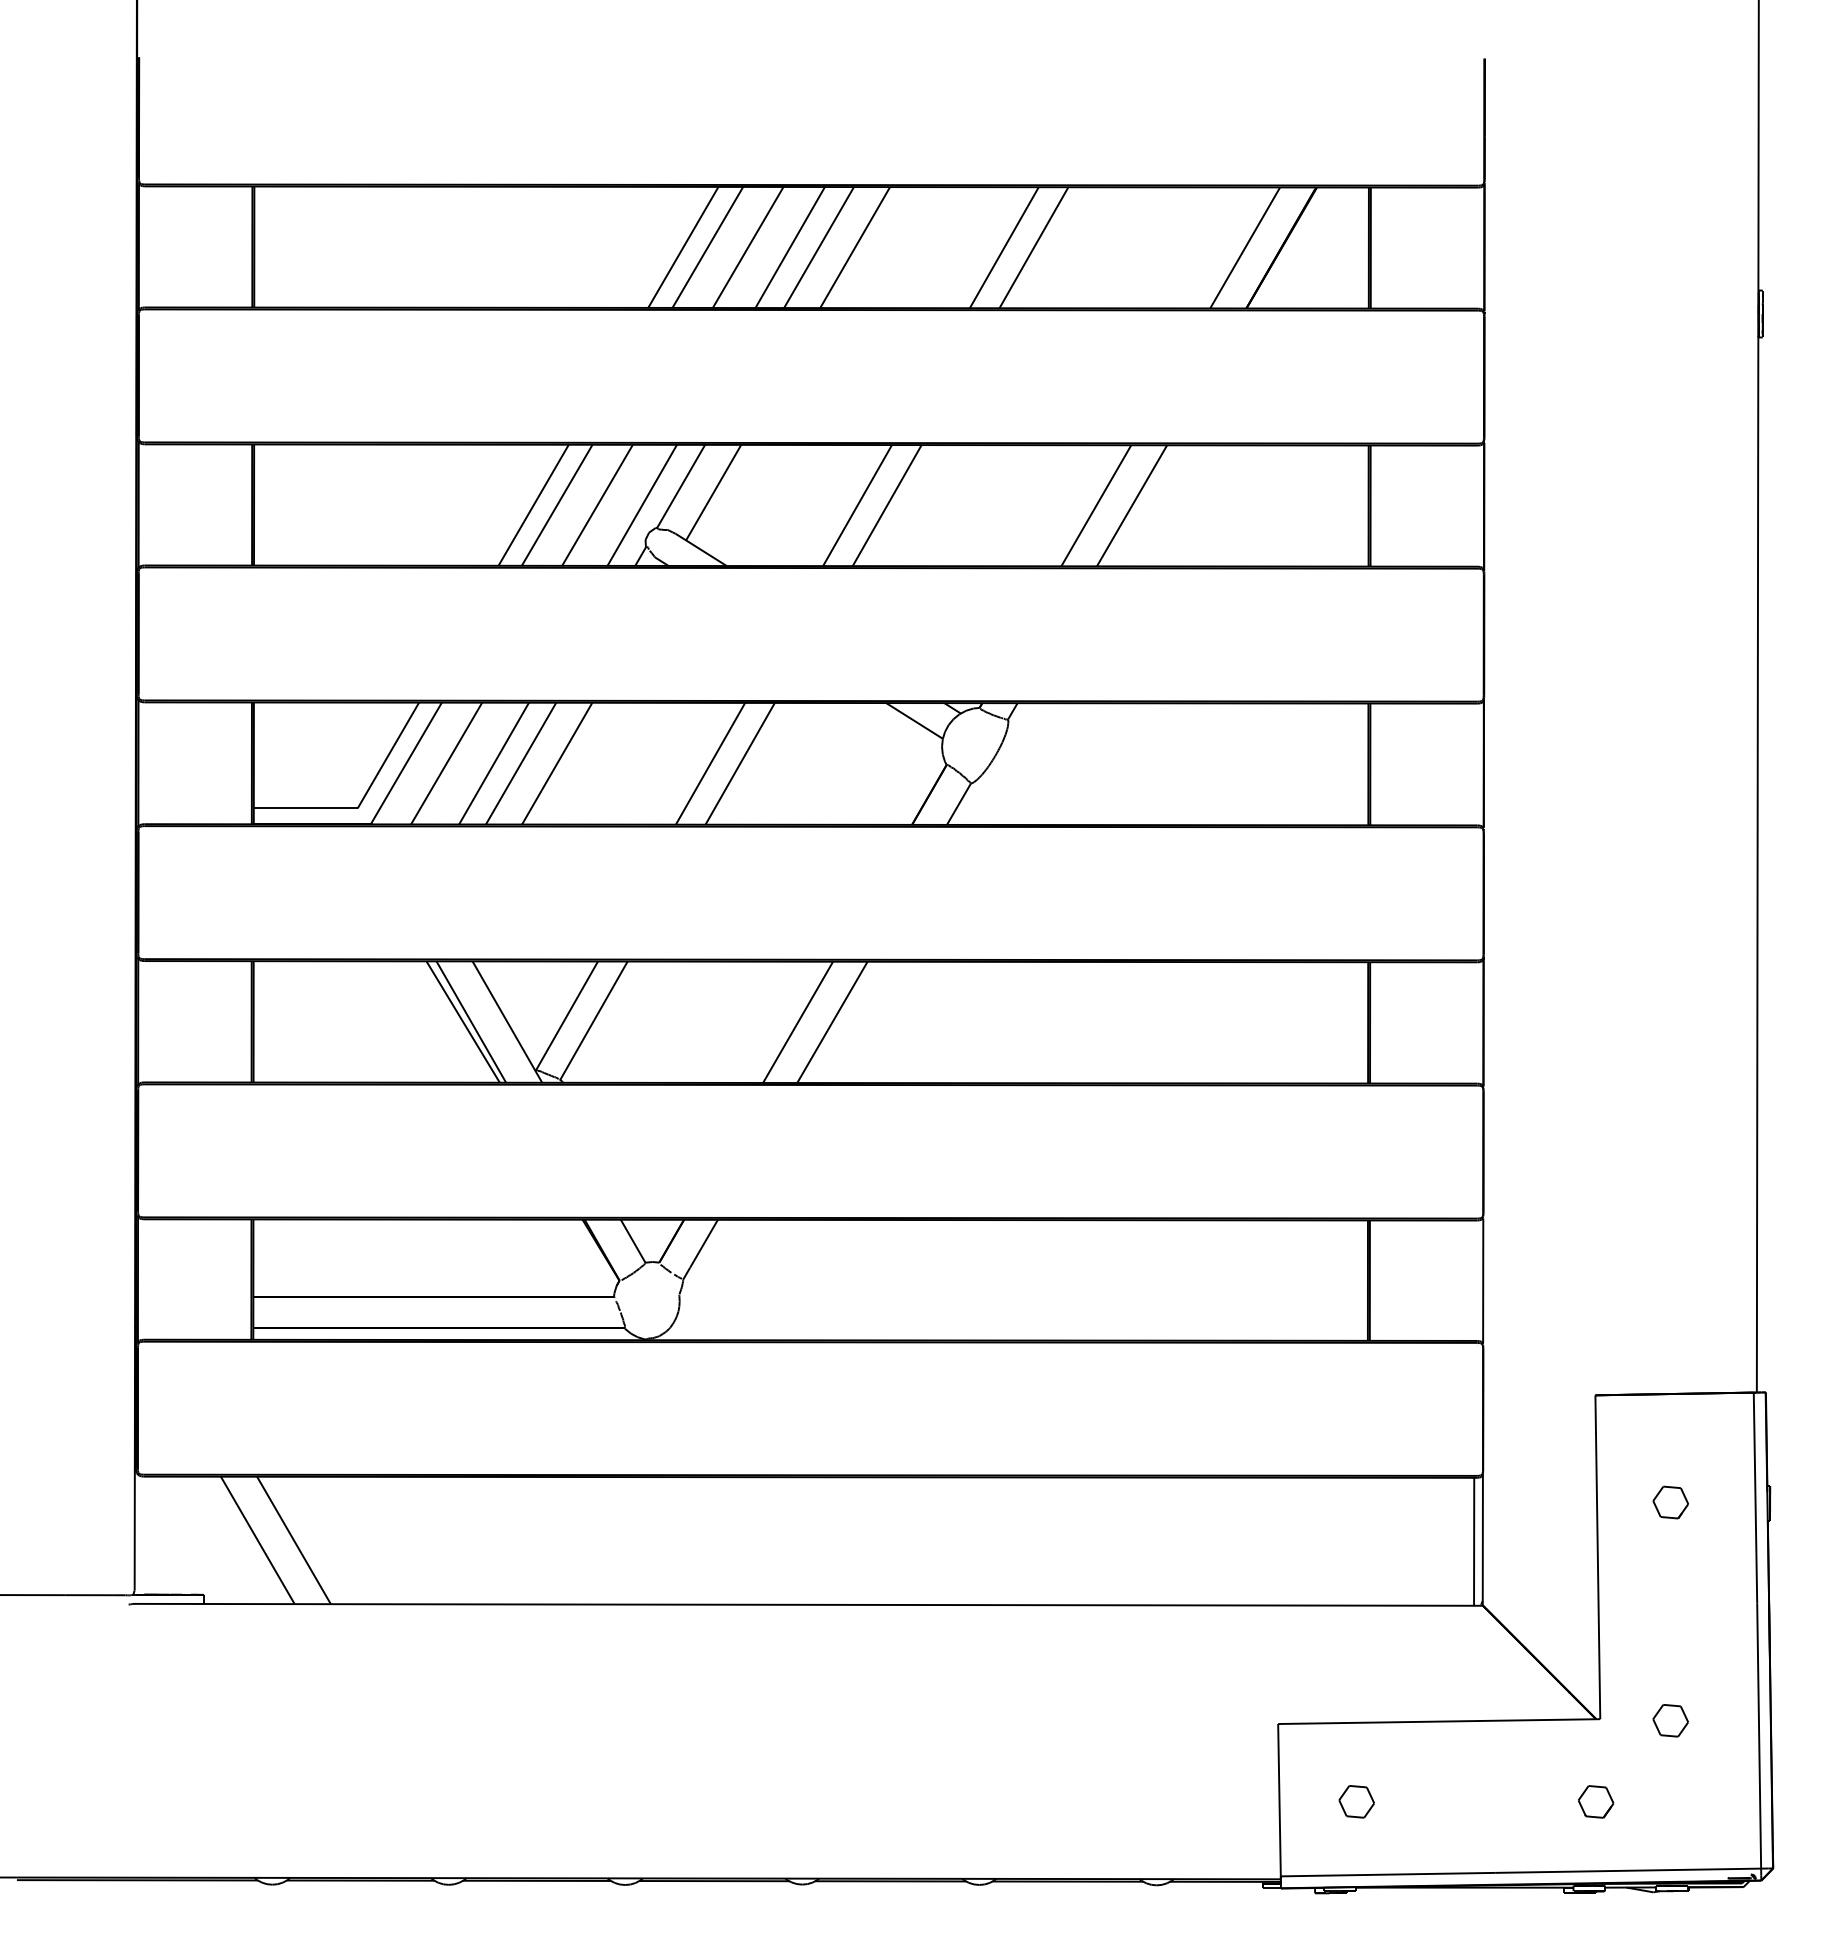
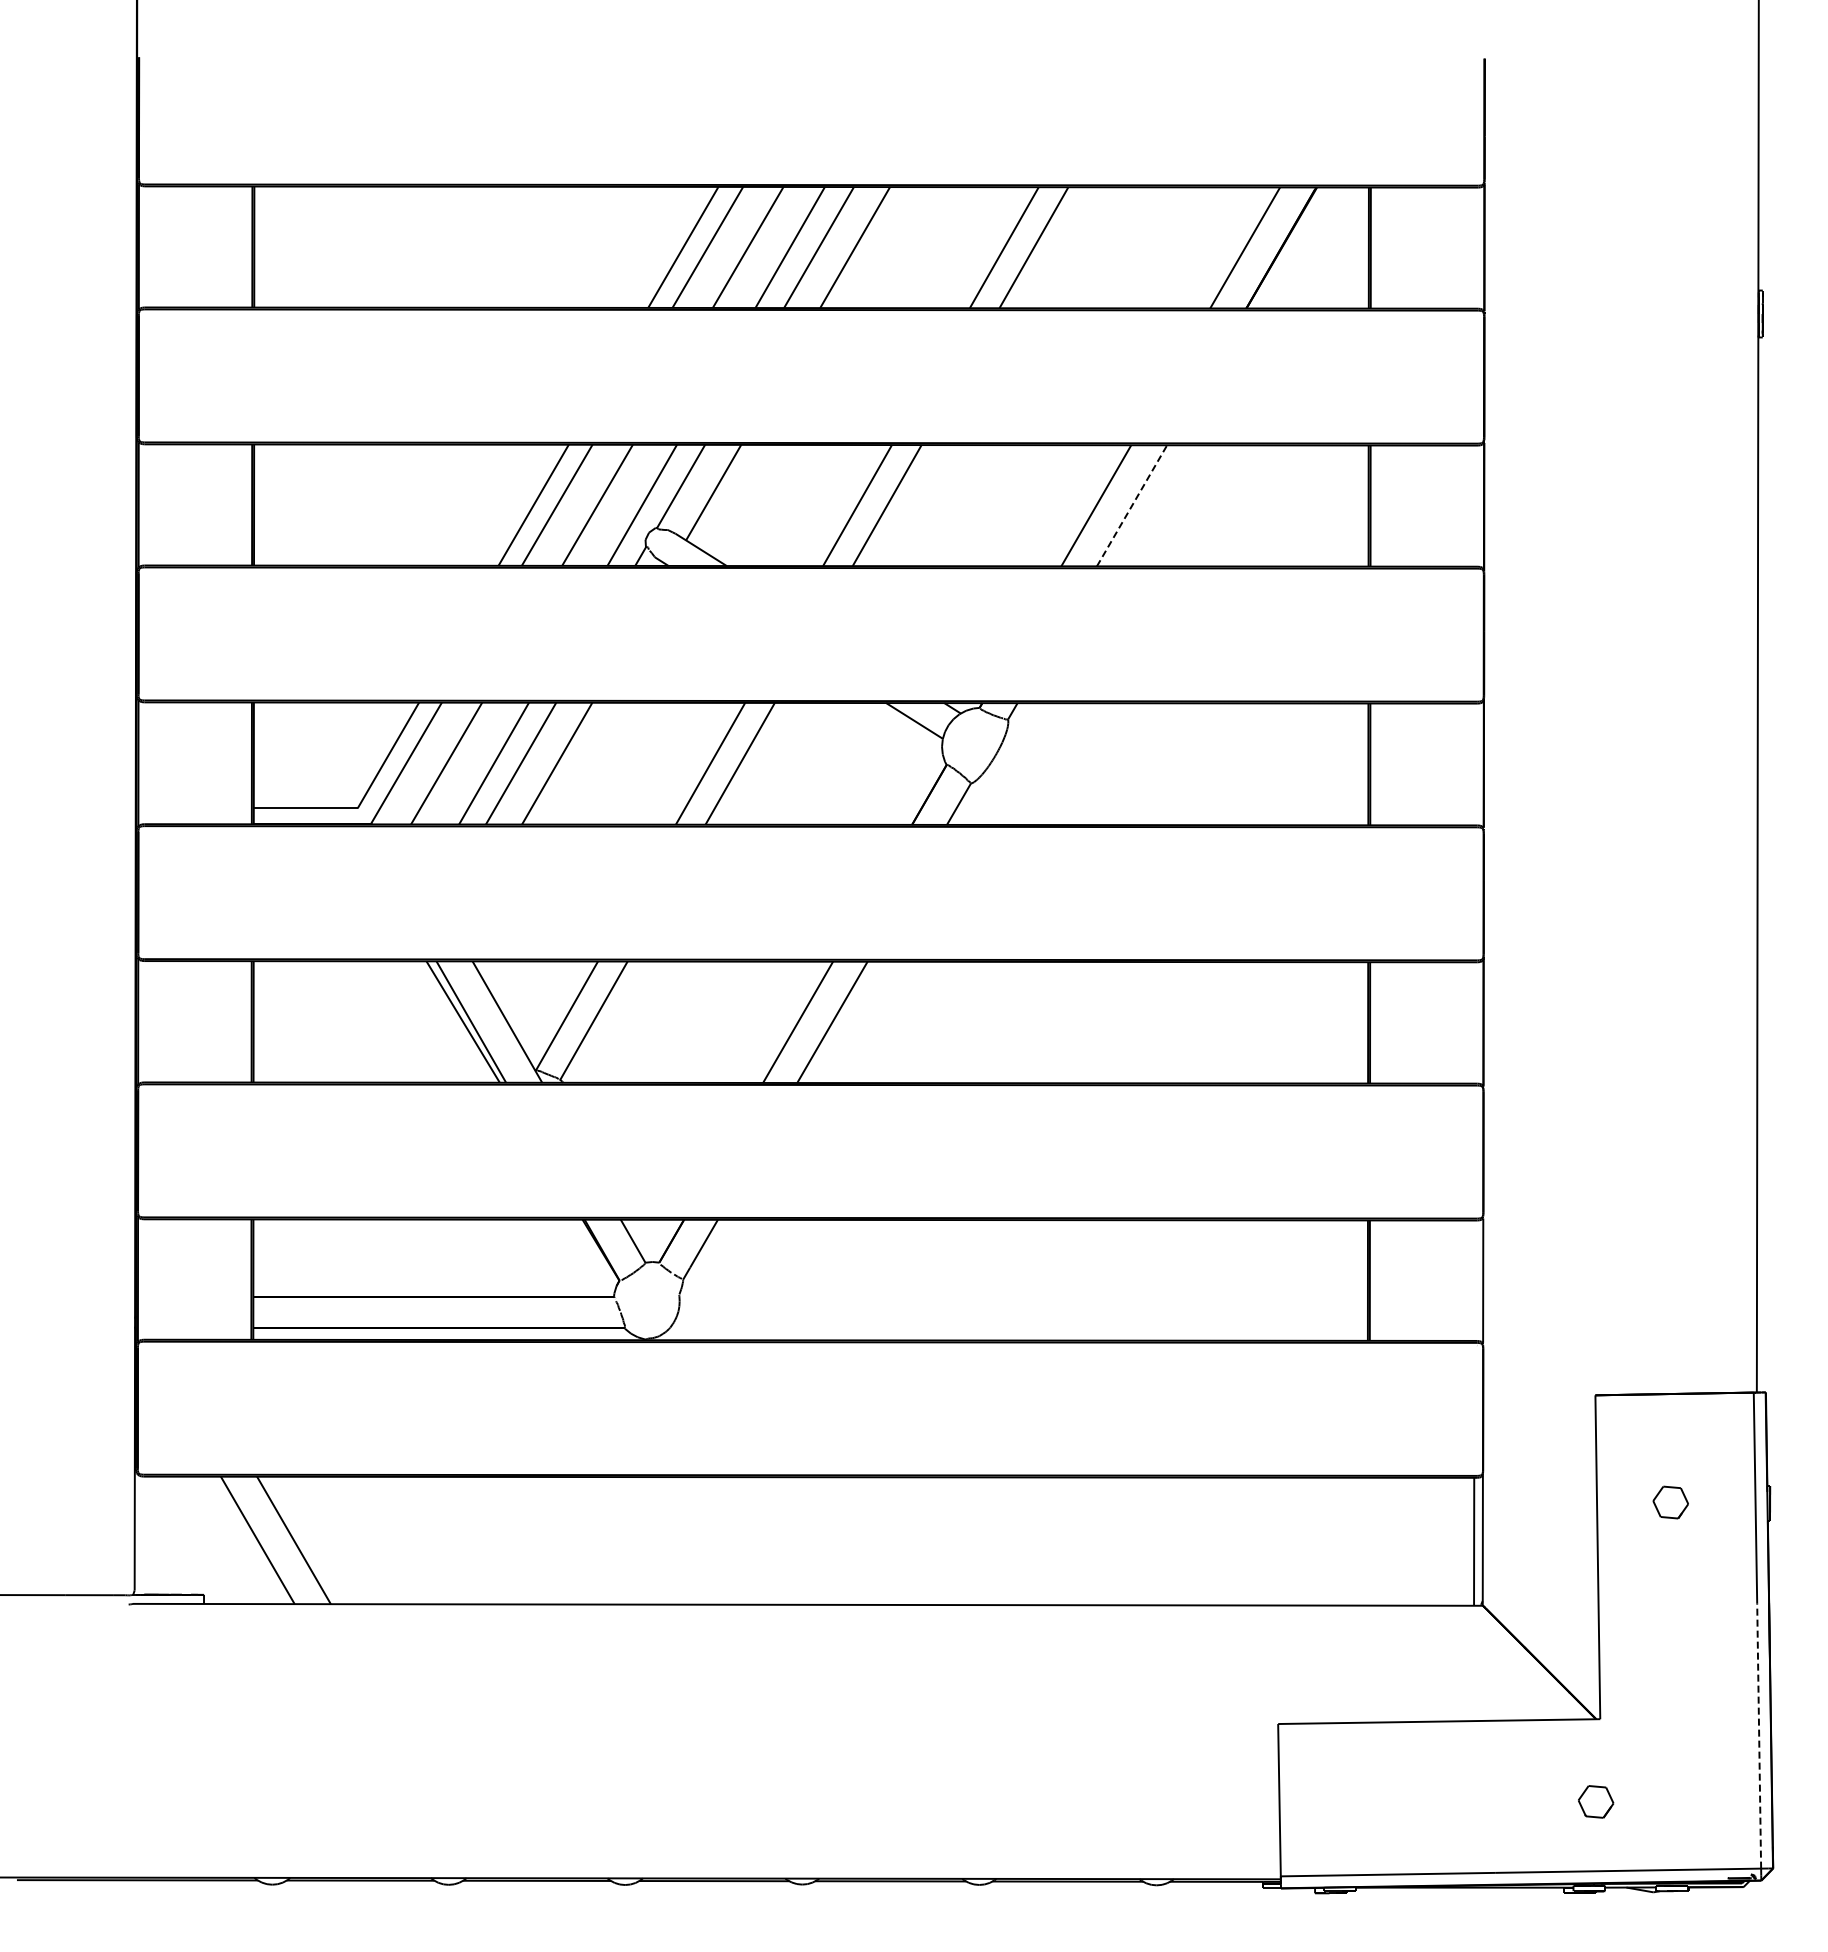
line: solid -> dashed (1132, 505)
part: present -> none (1670, 1720)
line: solid -> dashed (1759, 1735)
part: present -> none (1356, 1801)
